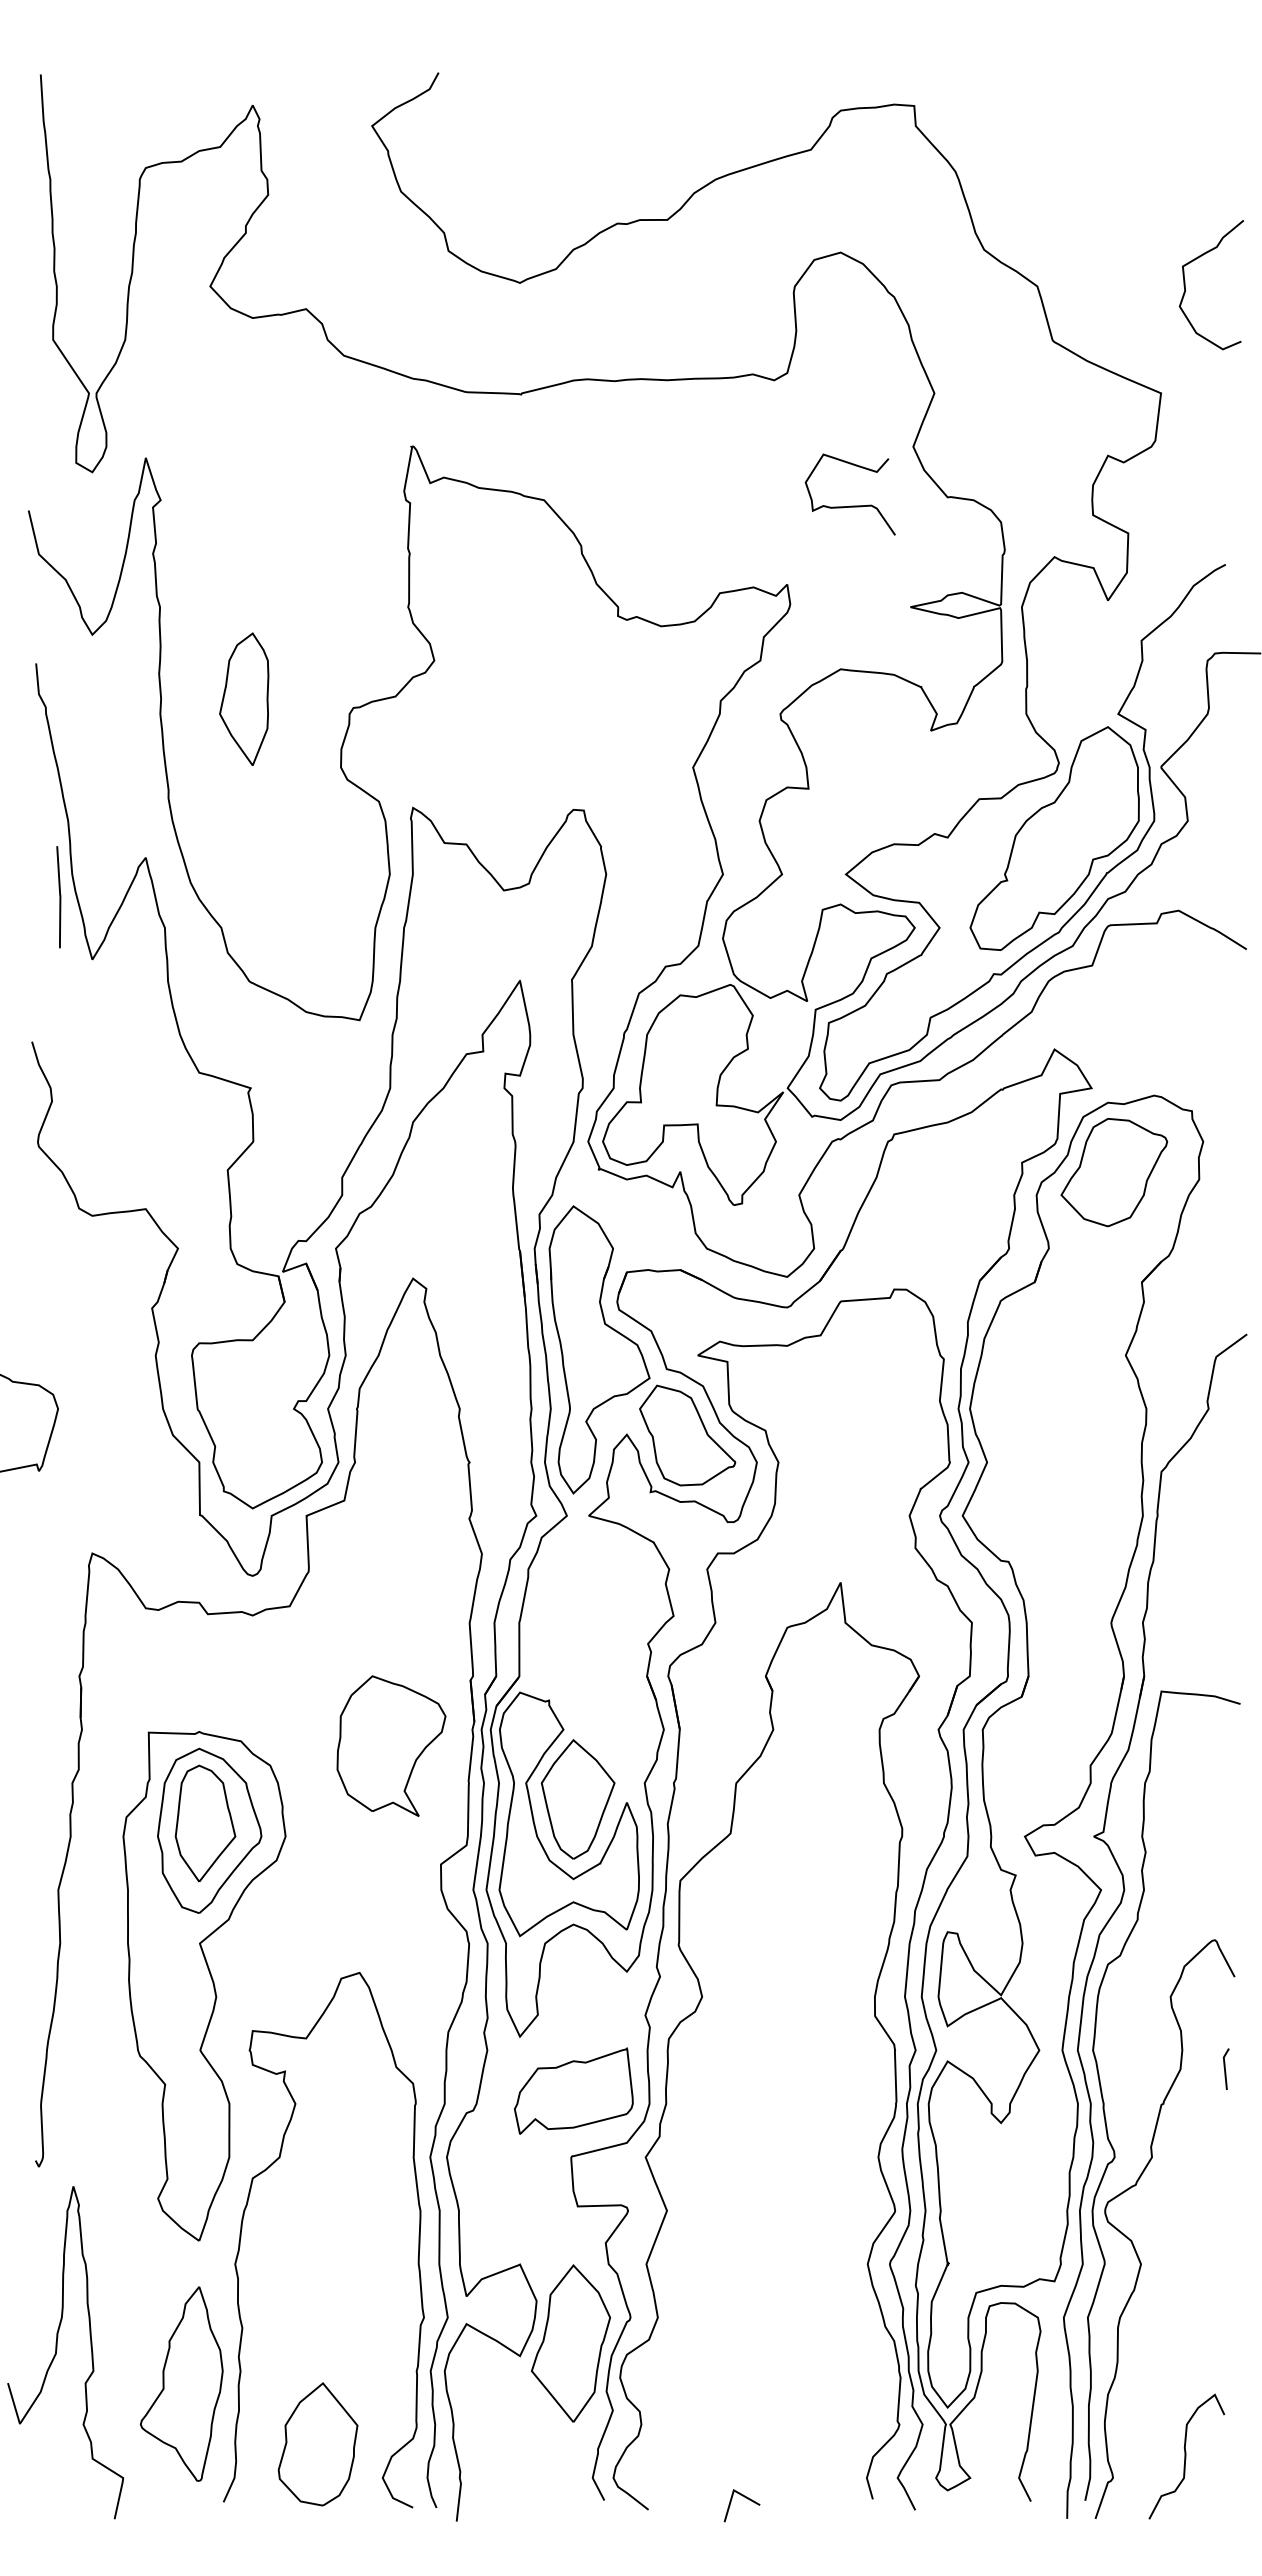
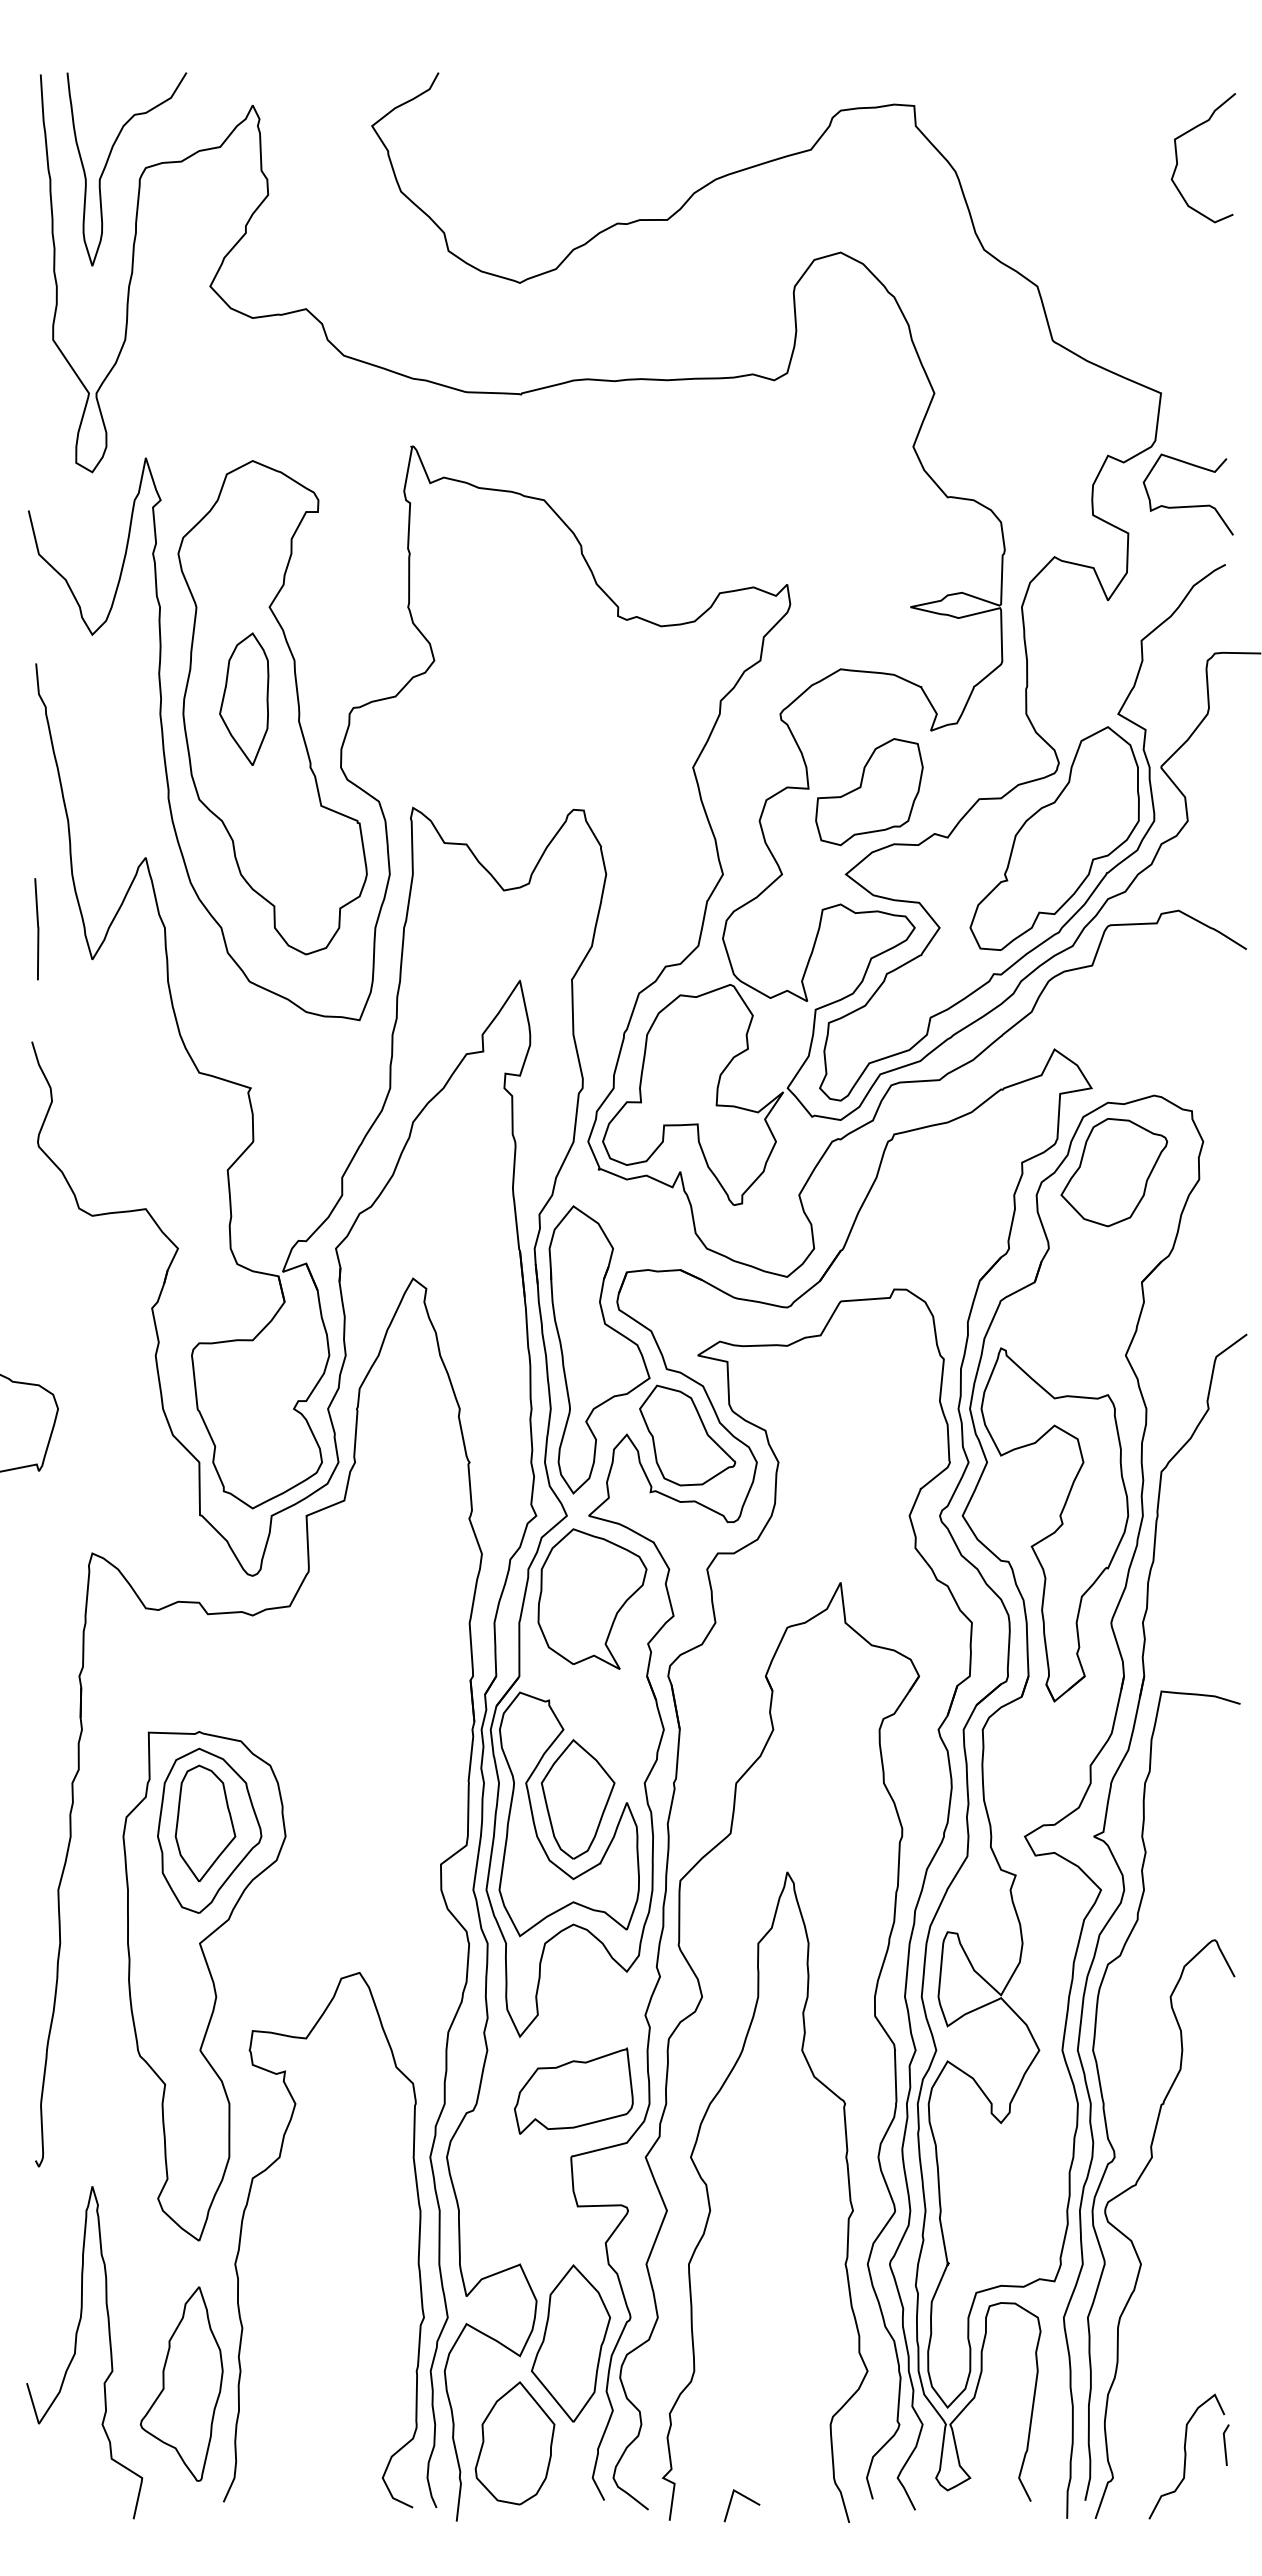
curve: none -> present (108, 161)
curve position: (1186, 290) -> (1178, 163) (1178, 163)
curve position: (850, 505) -> (1188, 505) (1188, 505)
part: none -> present (272, 707)
part: none -> present (869, 792)
line position: (59, 897) -> (37, 929) (37, 929)
part: none -> present (1054, 1524)
part position: (391, 1745) -> (592, 1598) (592, 1598)
line position: (1225, 2068) -> (1225, 2444) (1225, 2444)
curve: none -> present (710, 2204)
curve position: (57, 2350) -> (76, 2350) (76, 2350)
part position: (317, 2444) -> (514, 2443) (514, 2443)
